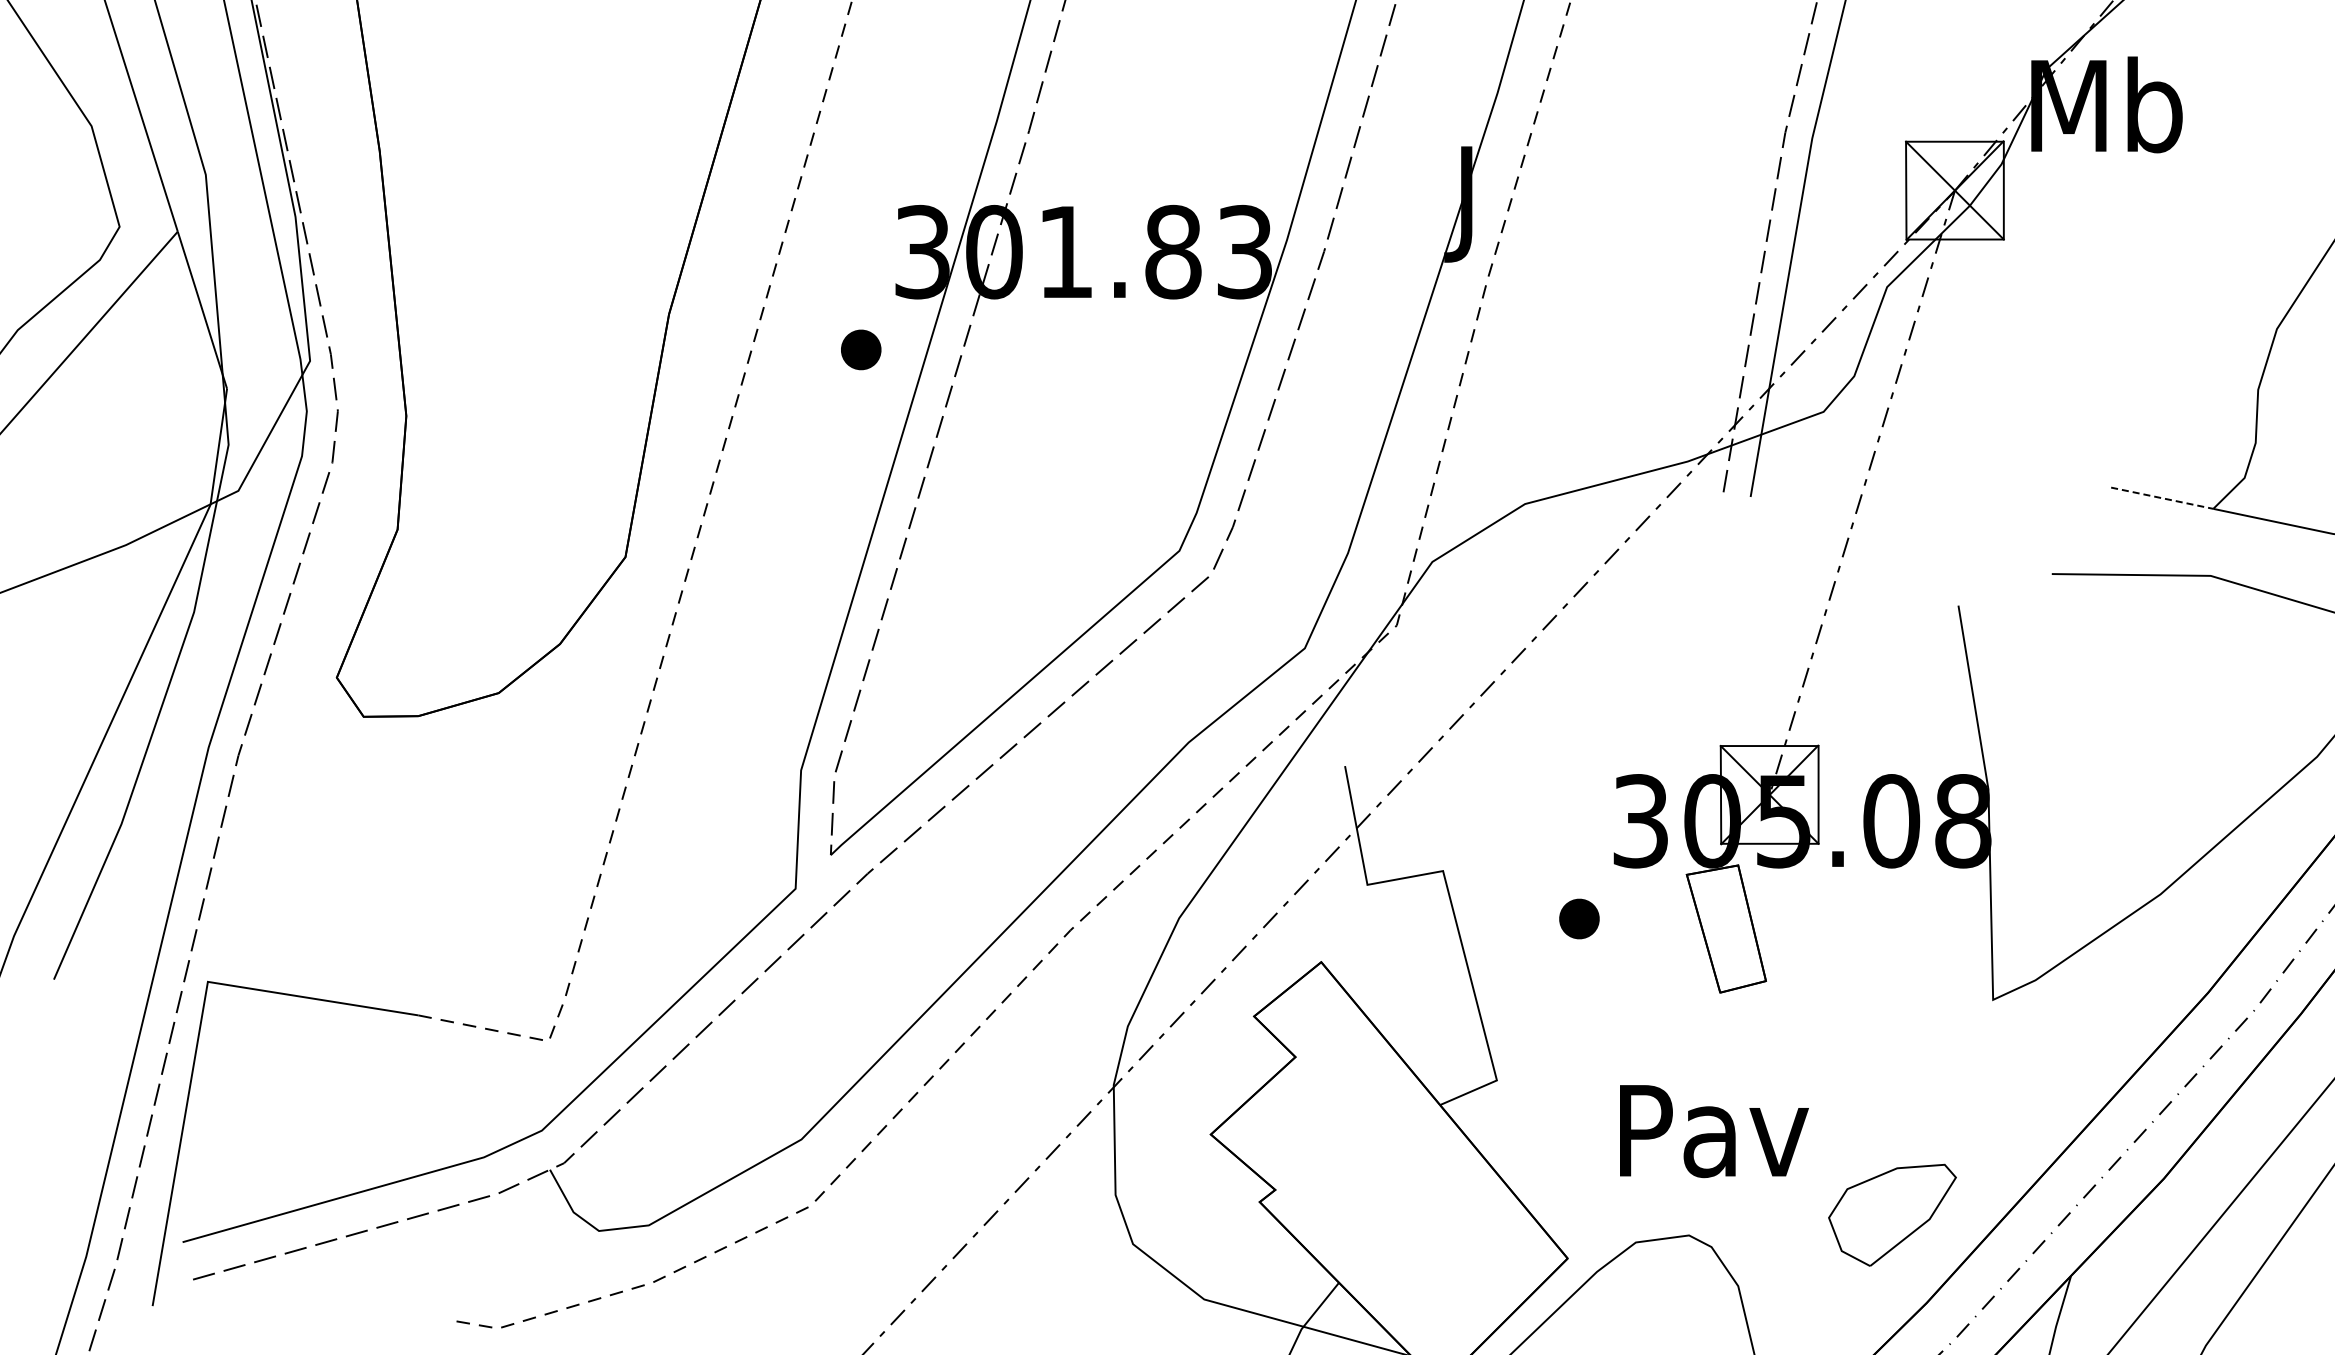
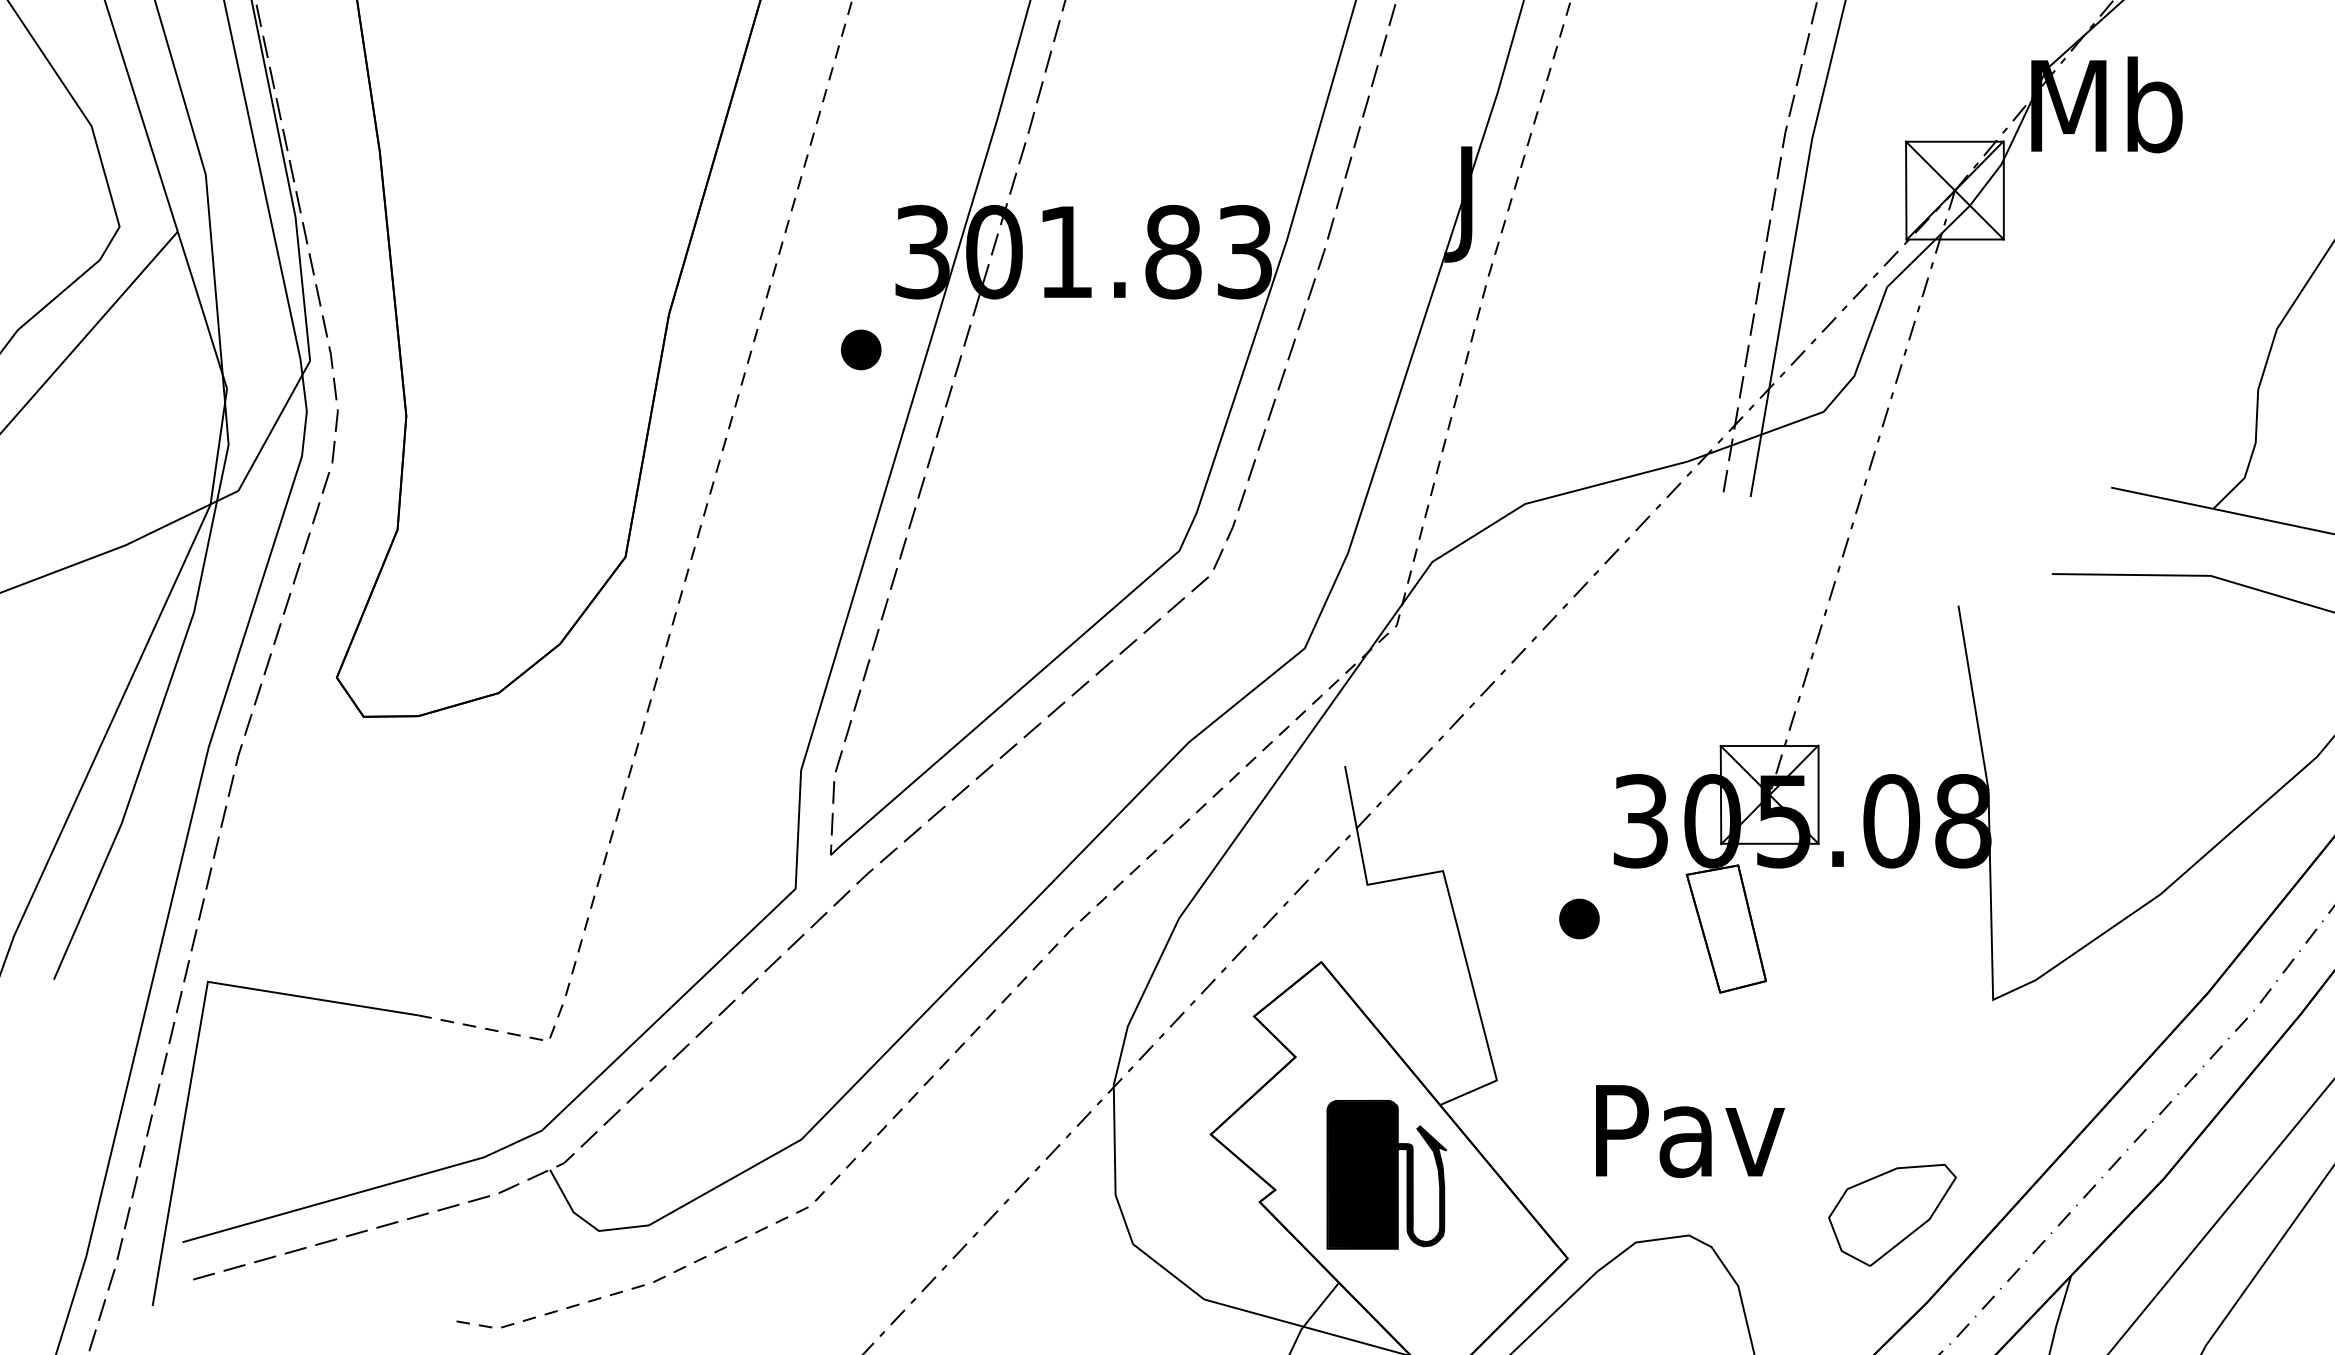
line: dashed -> solid (2162, 498)
text position: (1714, 1131) -> (1690, 1131) (1690, 1131)
part: none -> present (1386, 1174)
